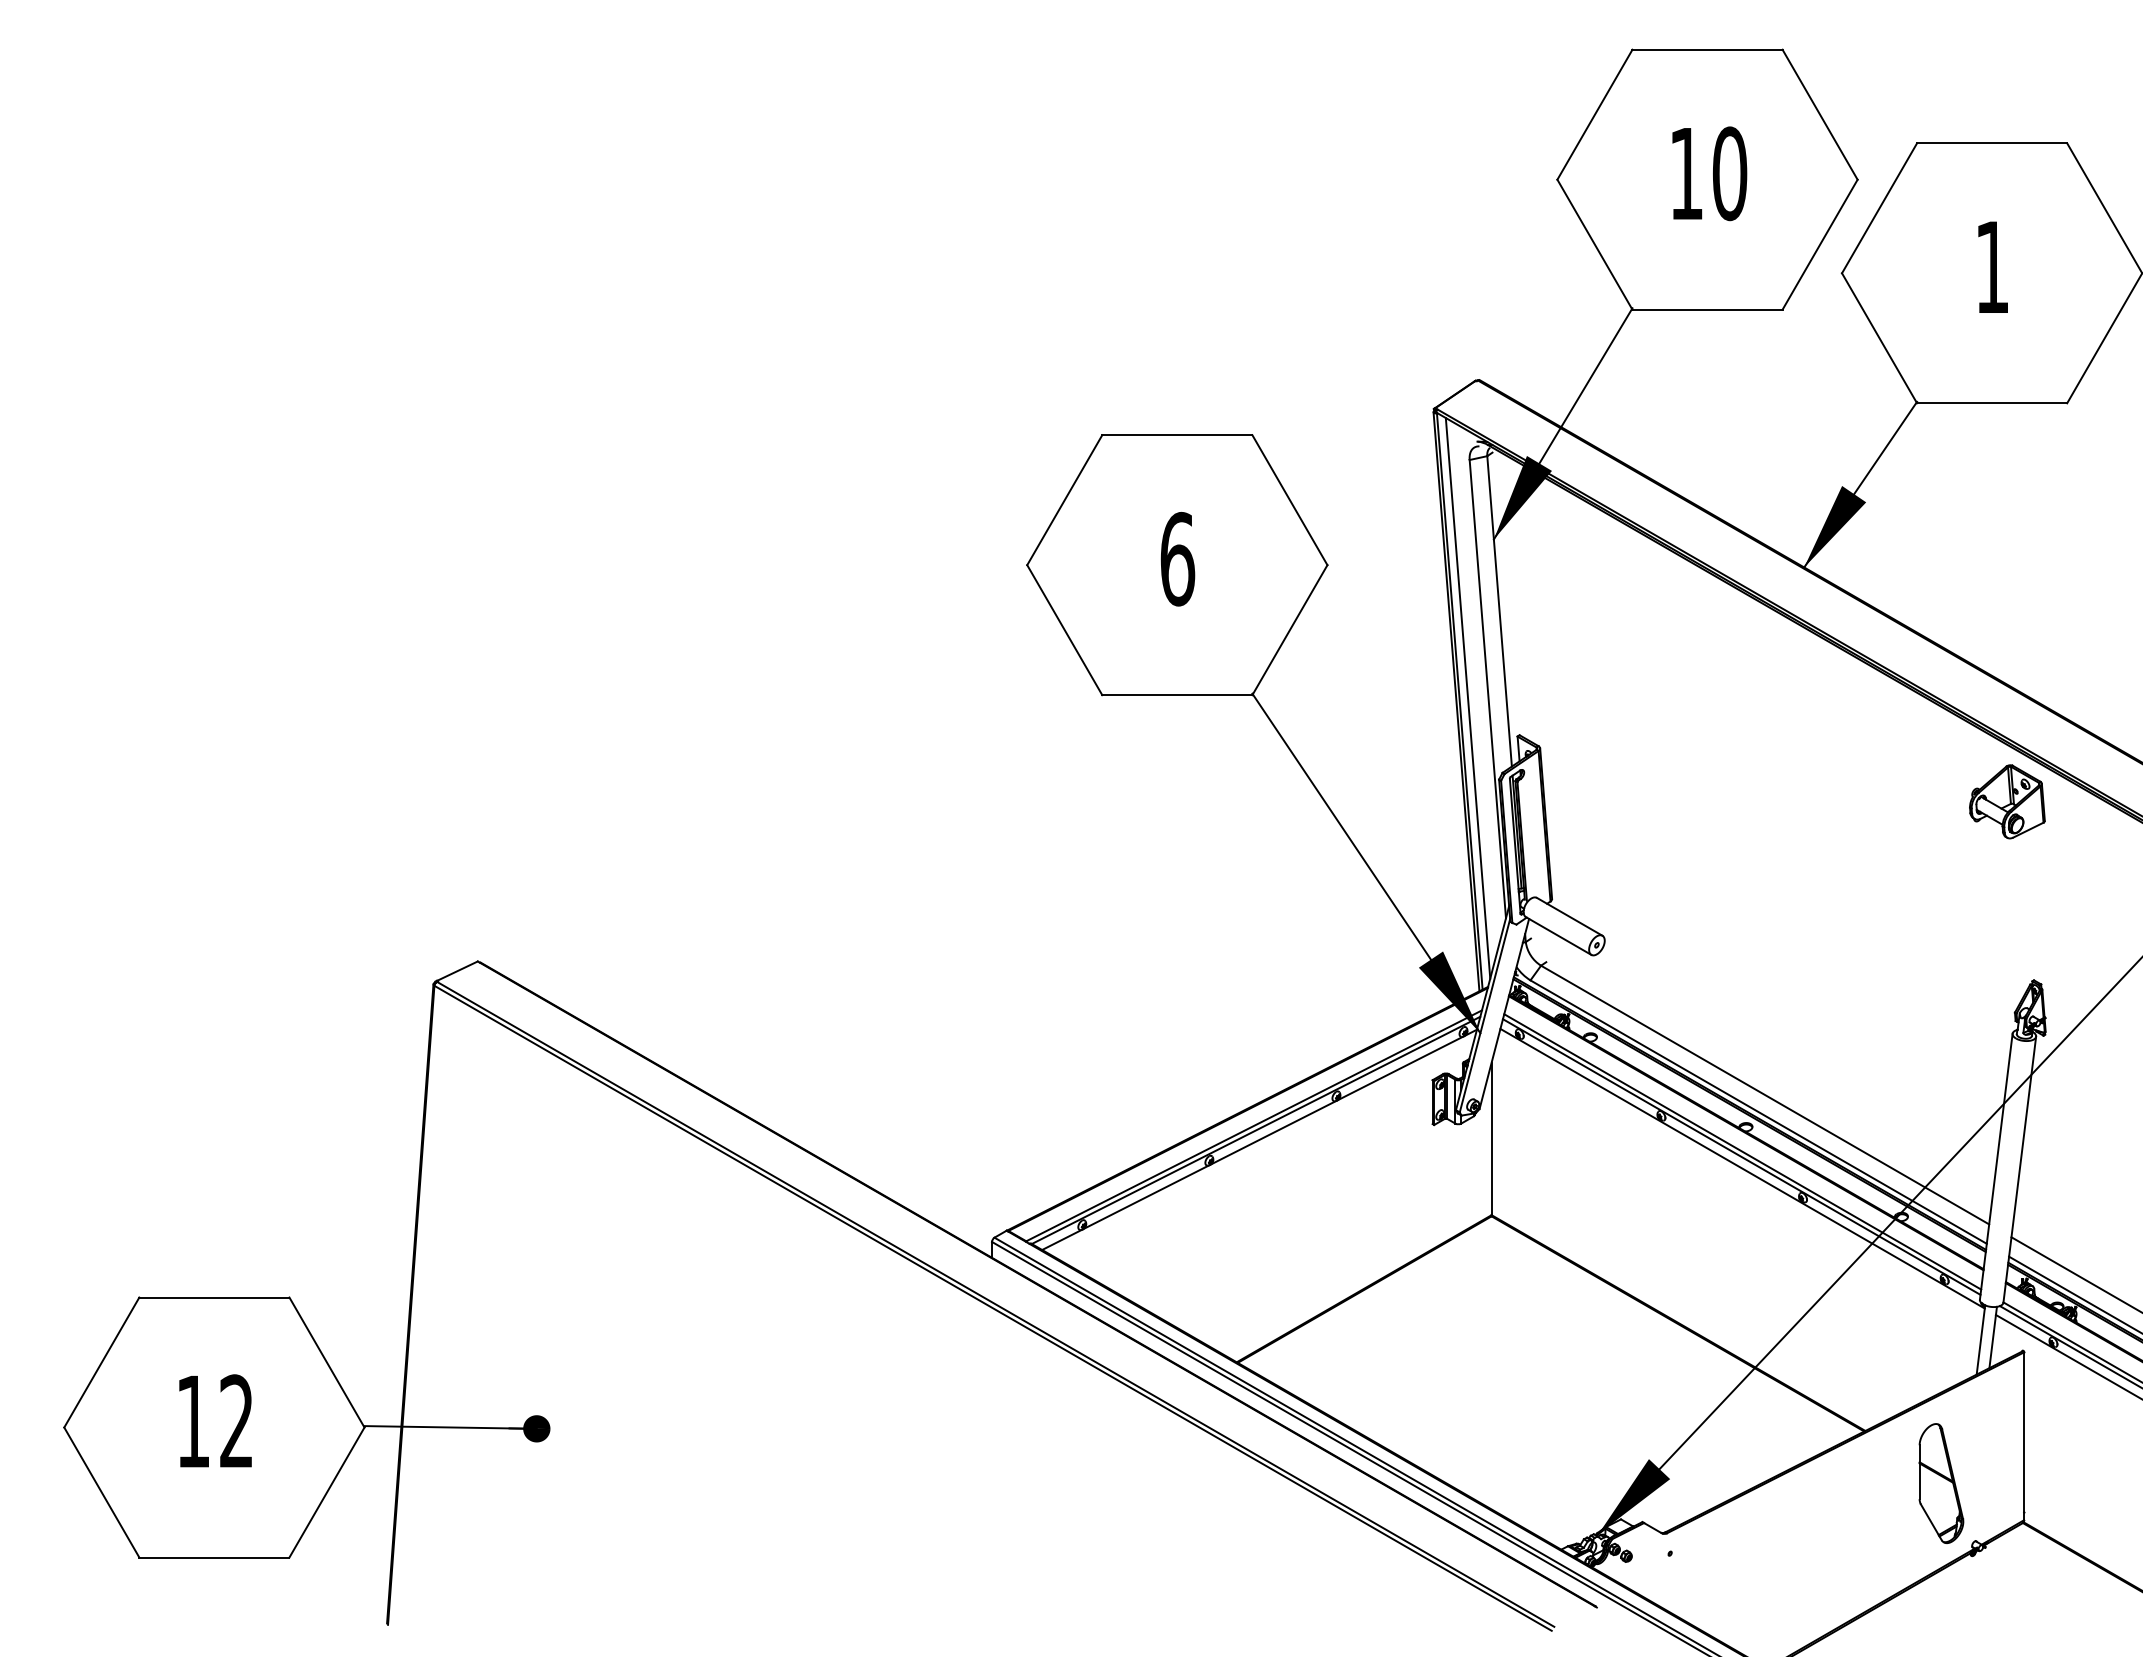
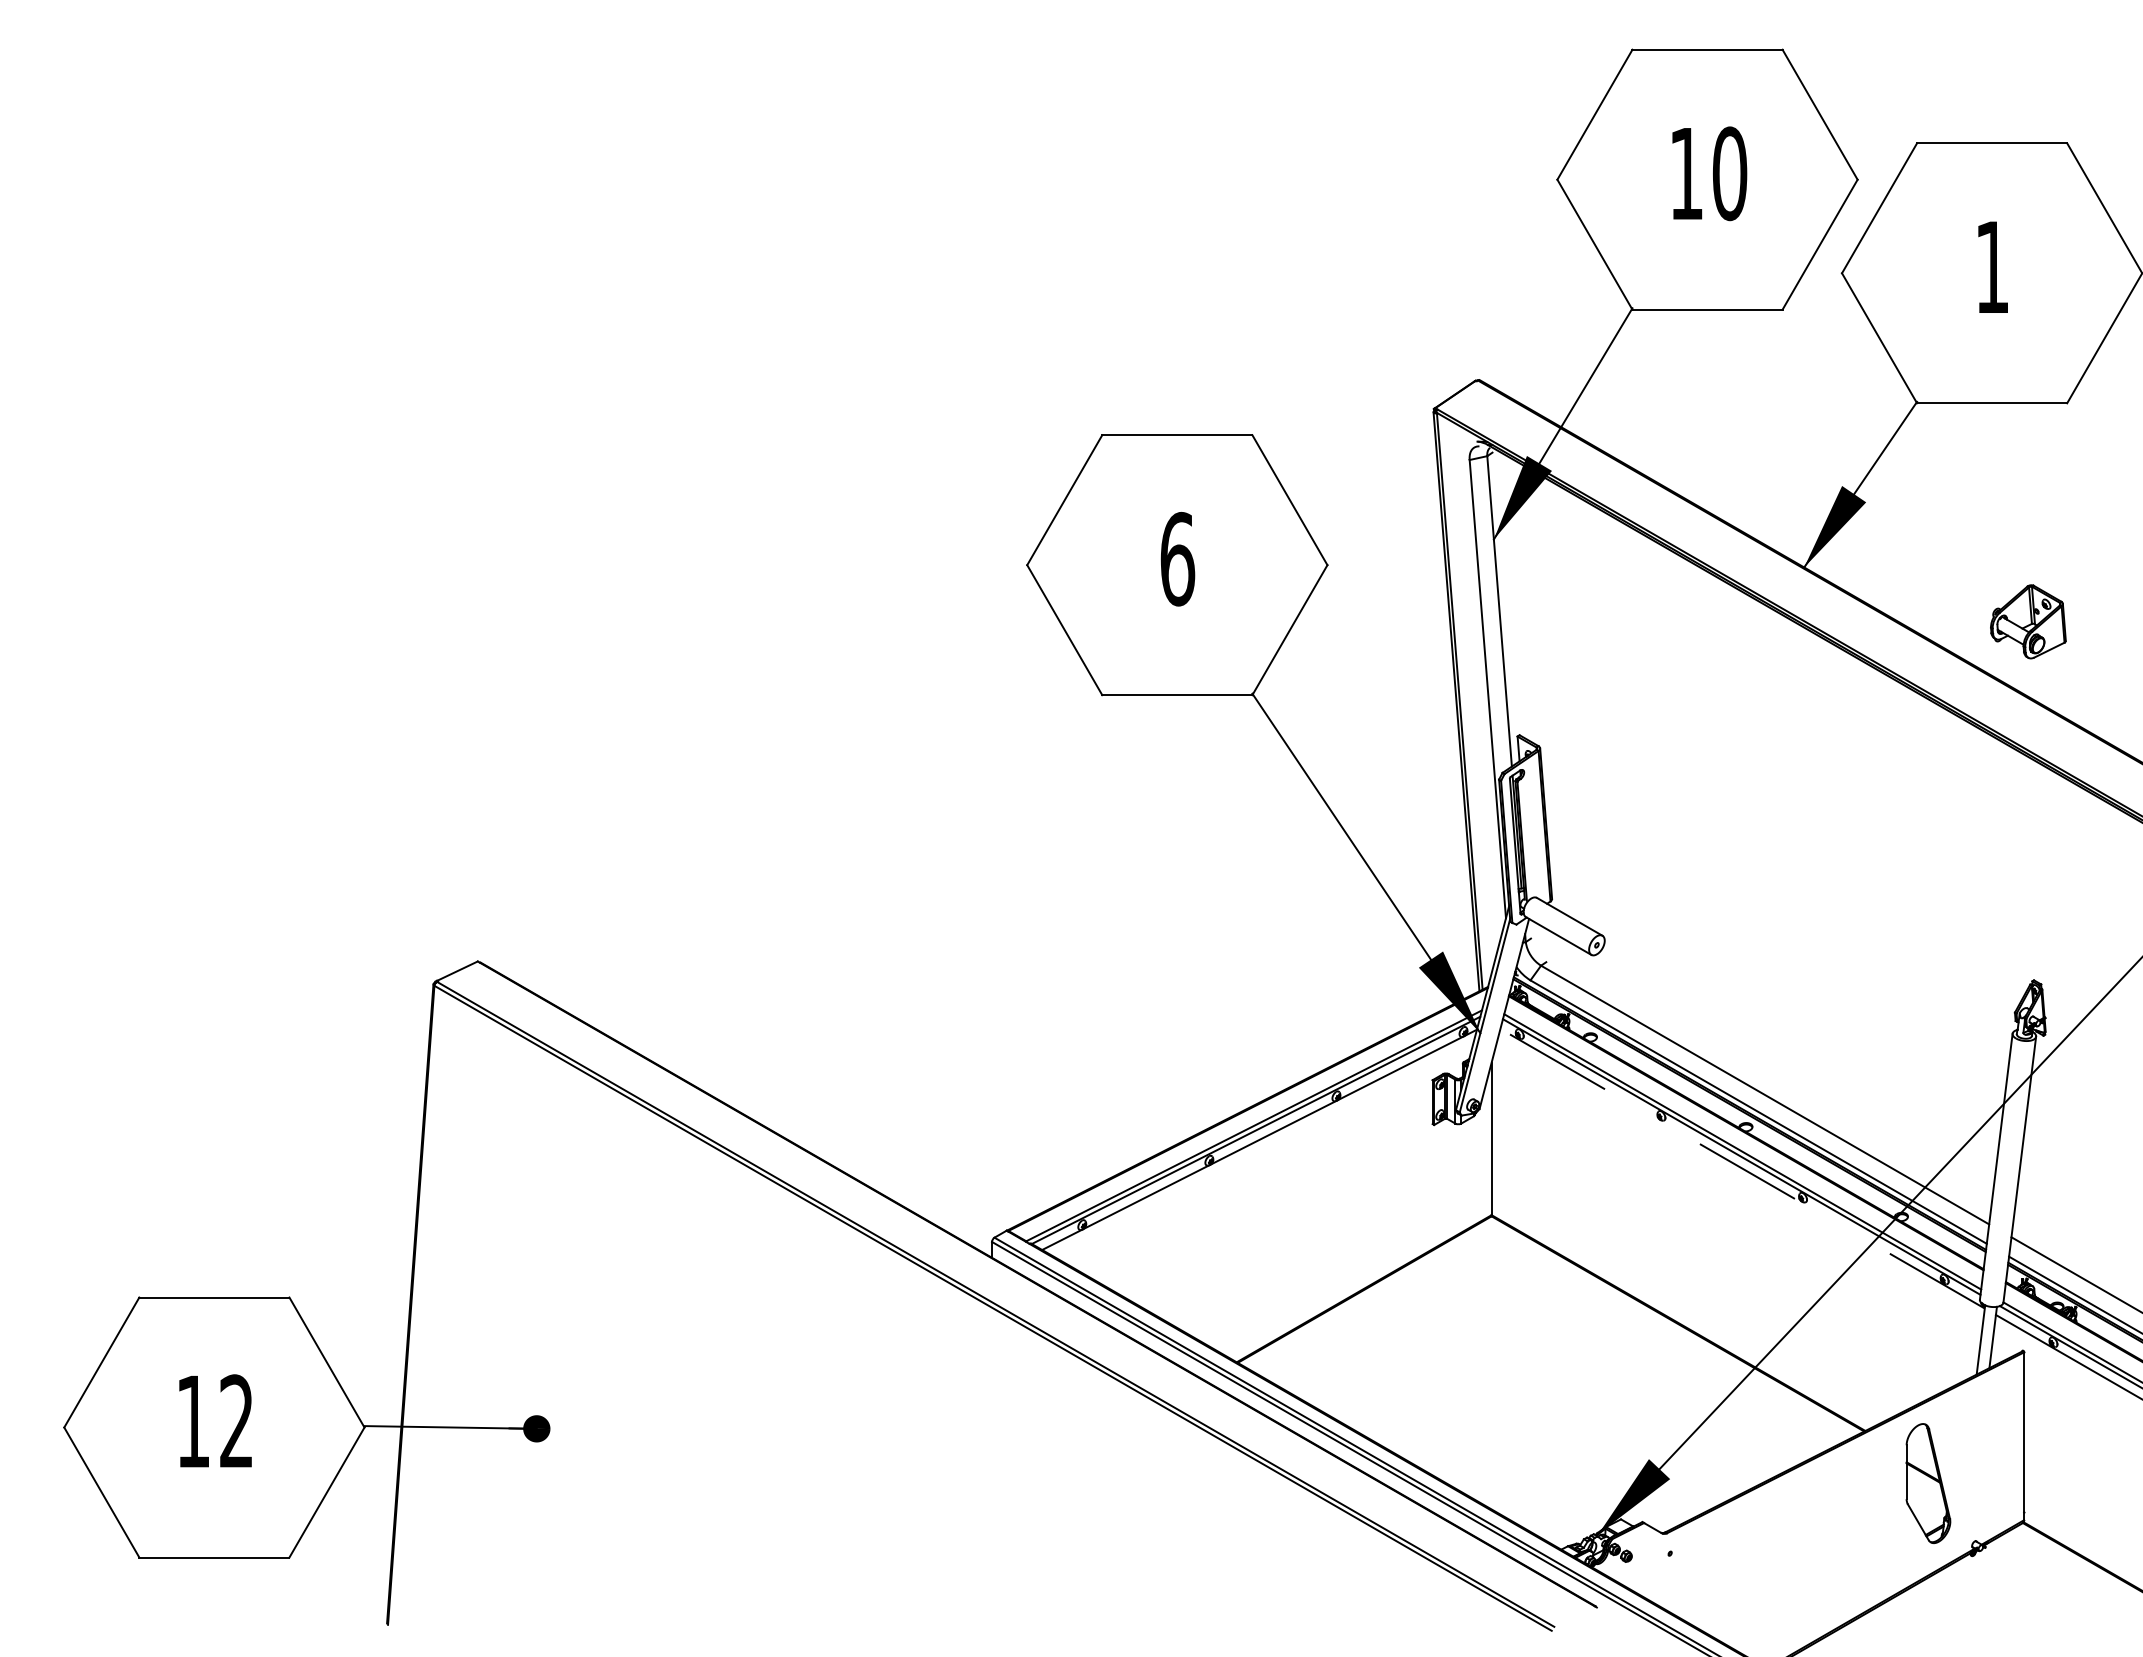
line: present -> none (1467, 698)
part position: (2007, 801) -> (2028, 621) (2028, 621)
line: solid -> dashed (1742, 1168)
part position: (1941, 1483) -> (1928, 1483) (1928, 1483)
